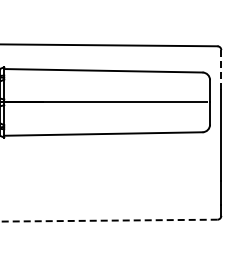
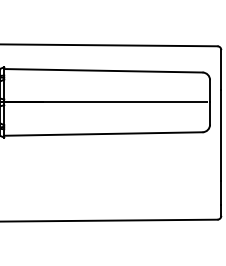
line: dashed -> solid (221, 70)
line: dashed -> solid (109, 220)
